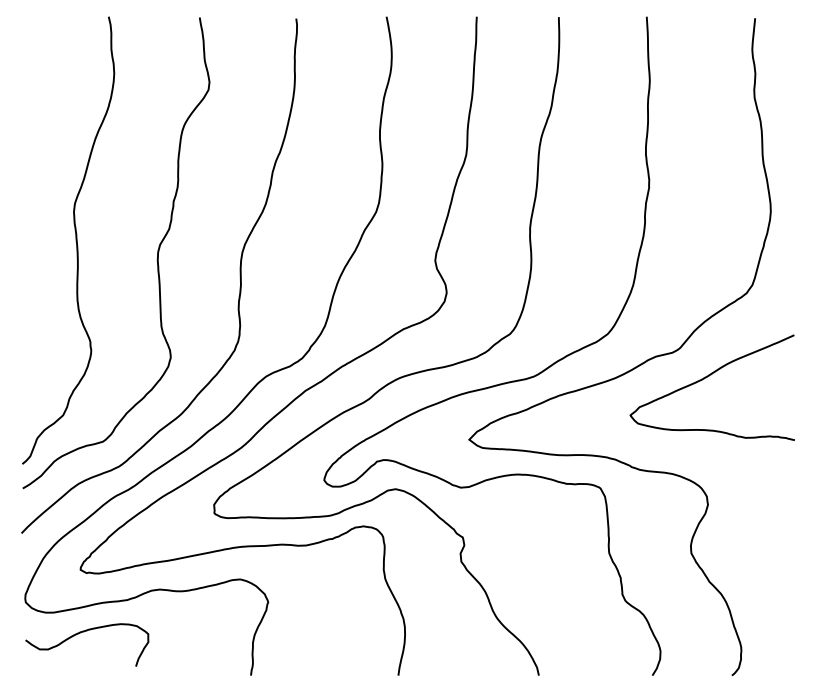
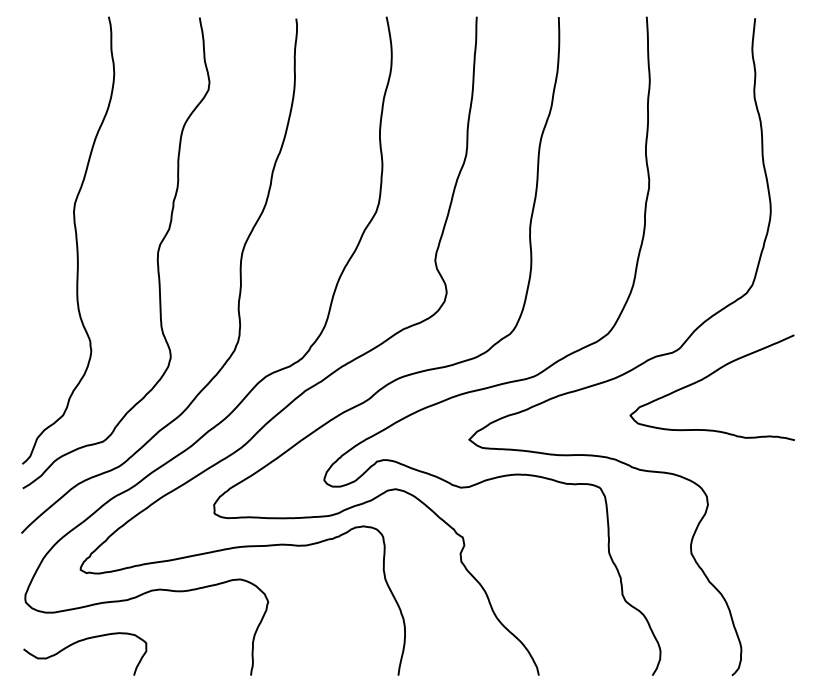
curve position: (84, 632) -> (82, 641) (82, 641)
